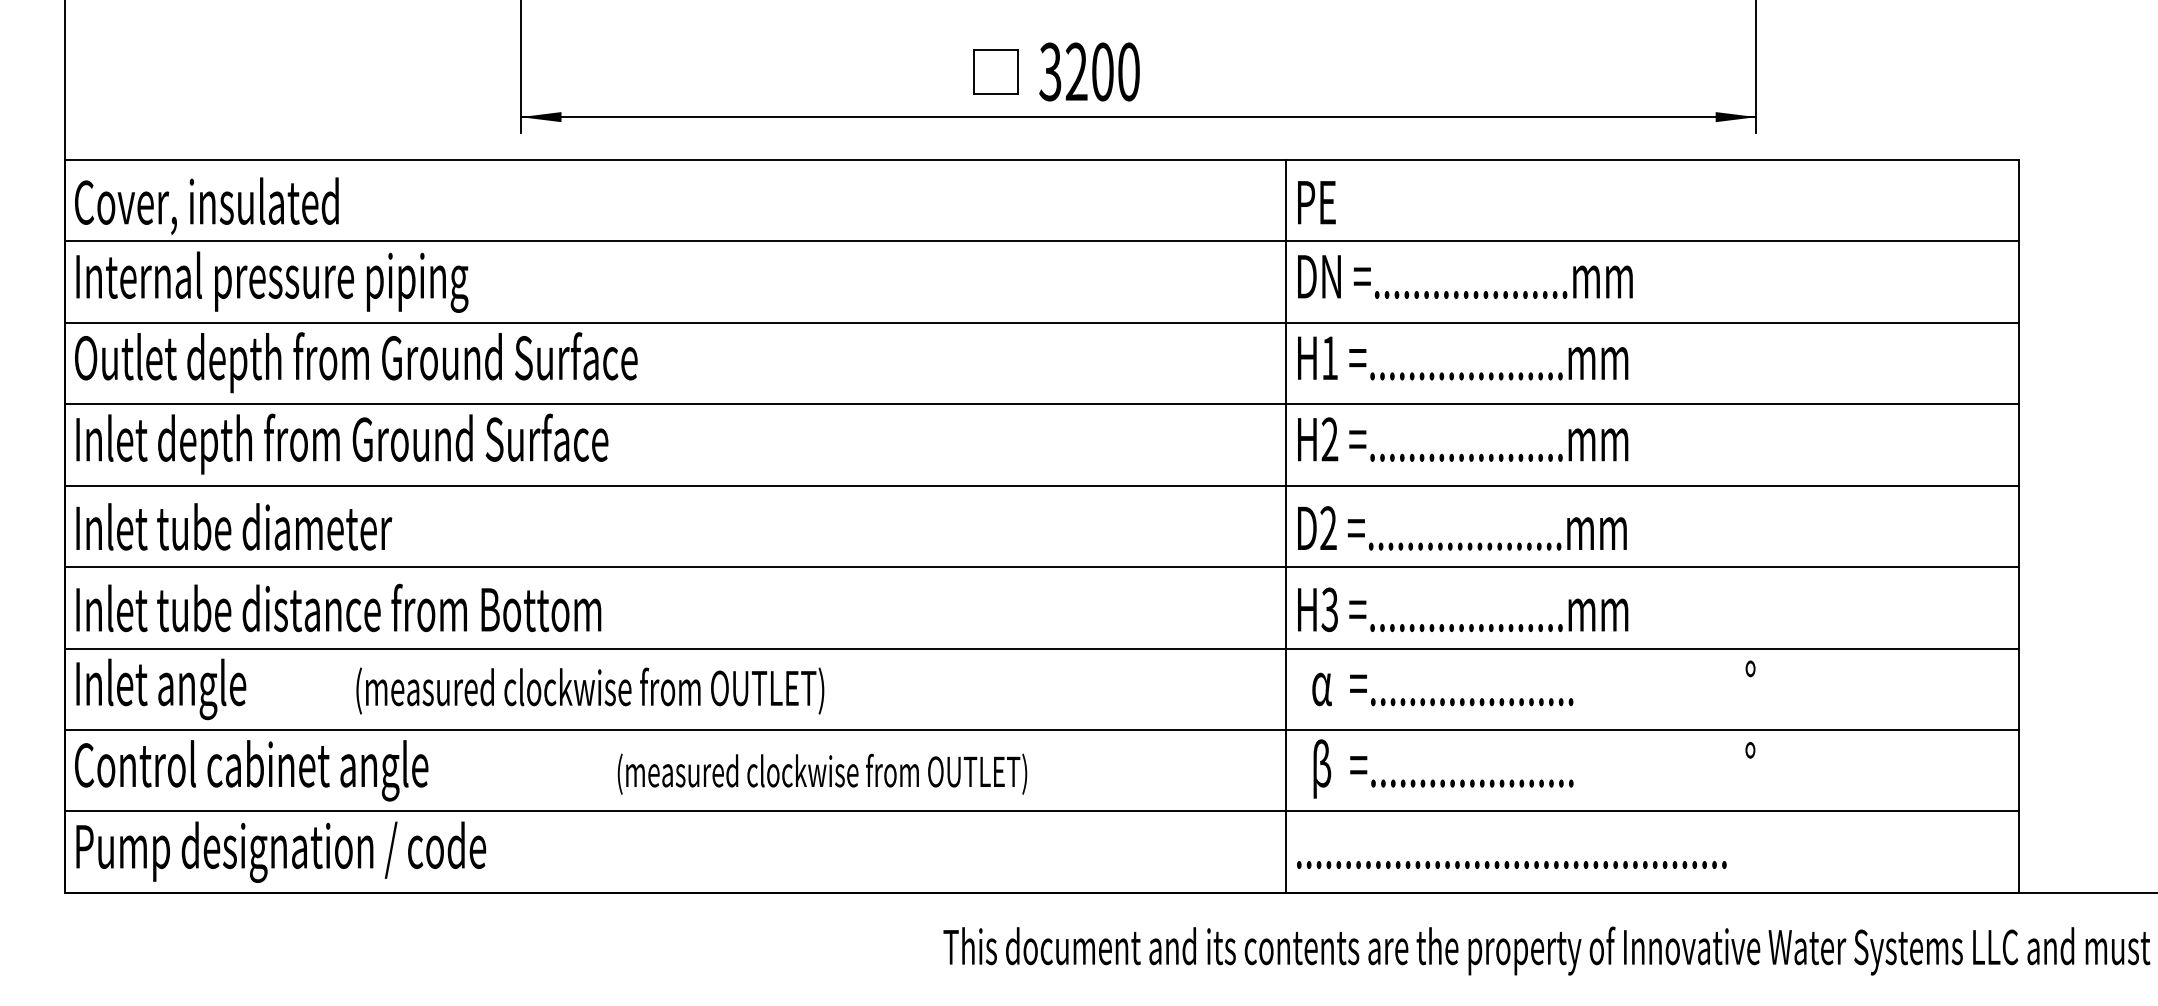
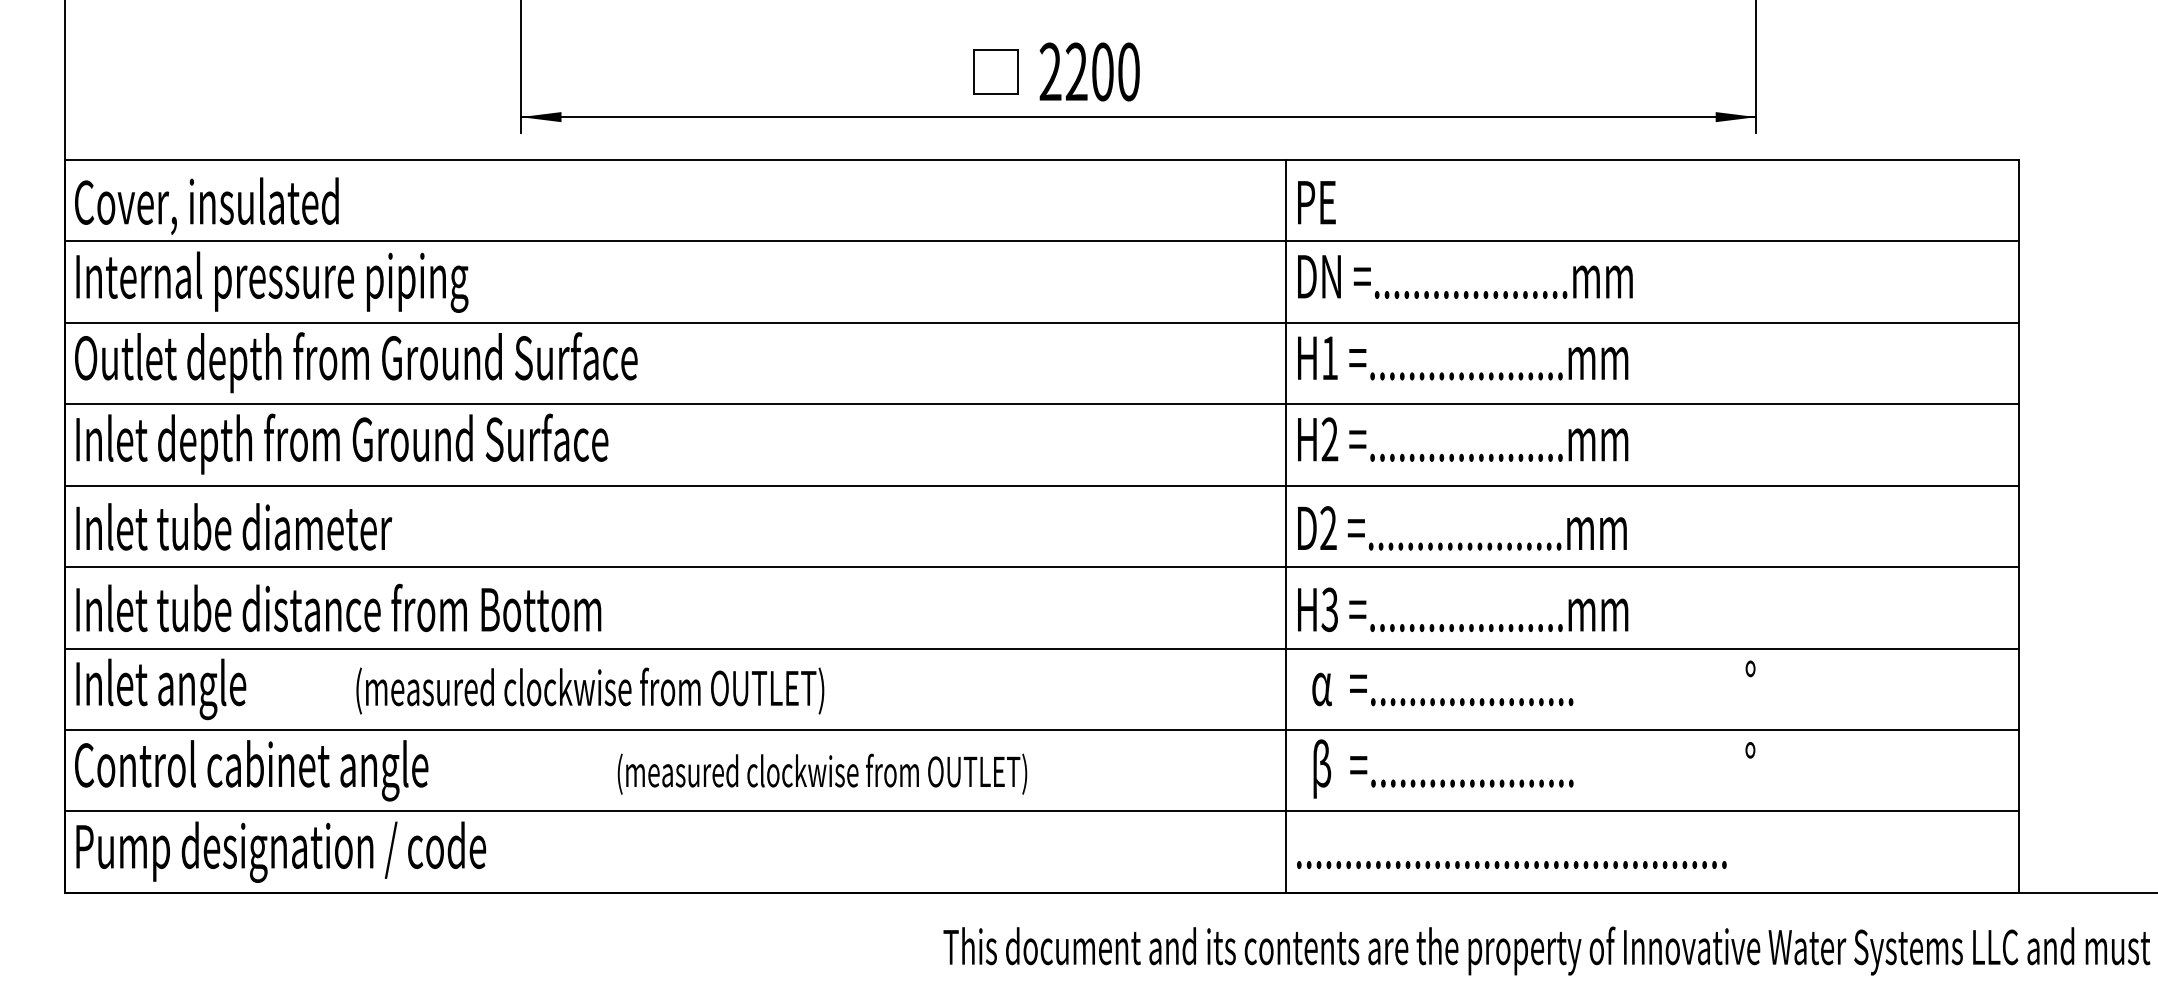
text: 3200 -> 2200 (1050, 72)
